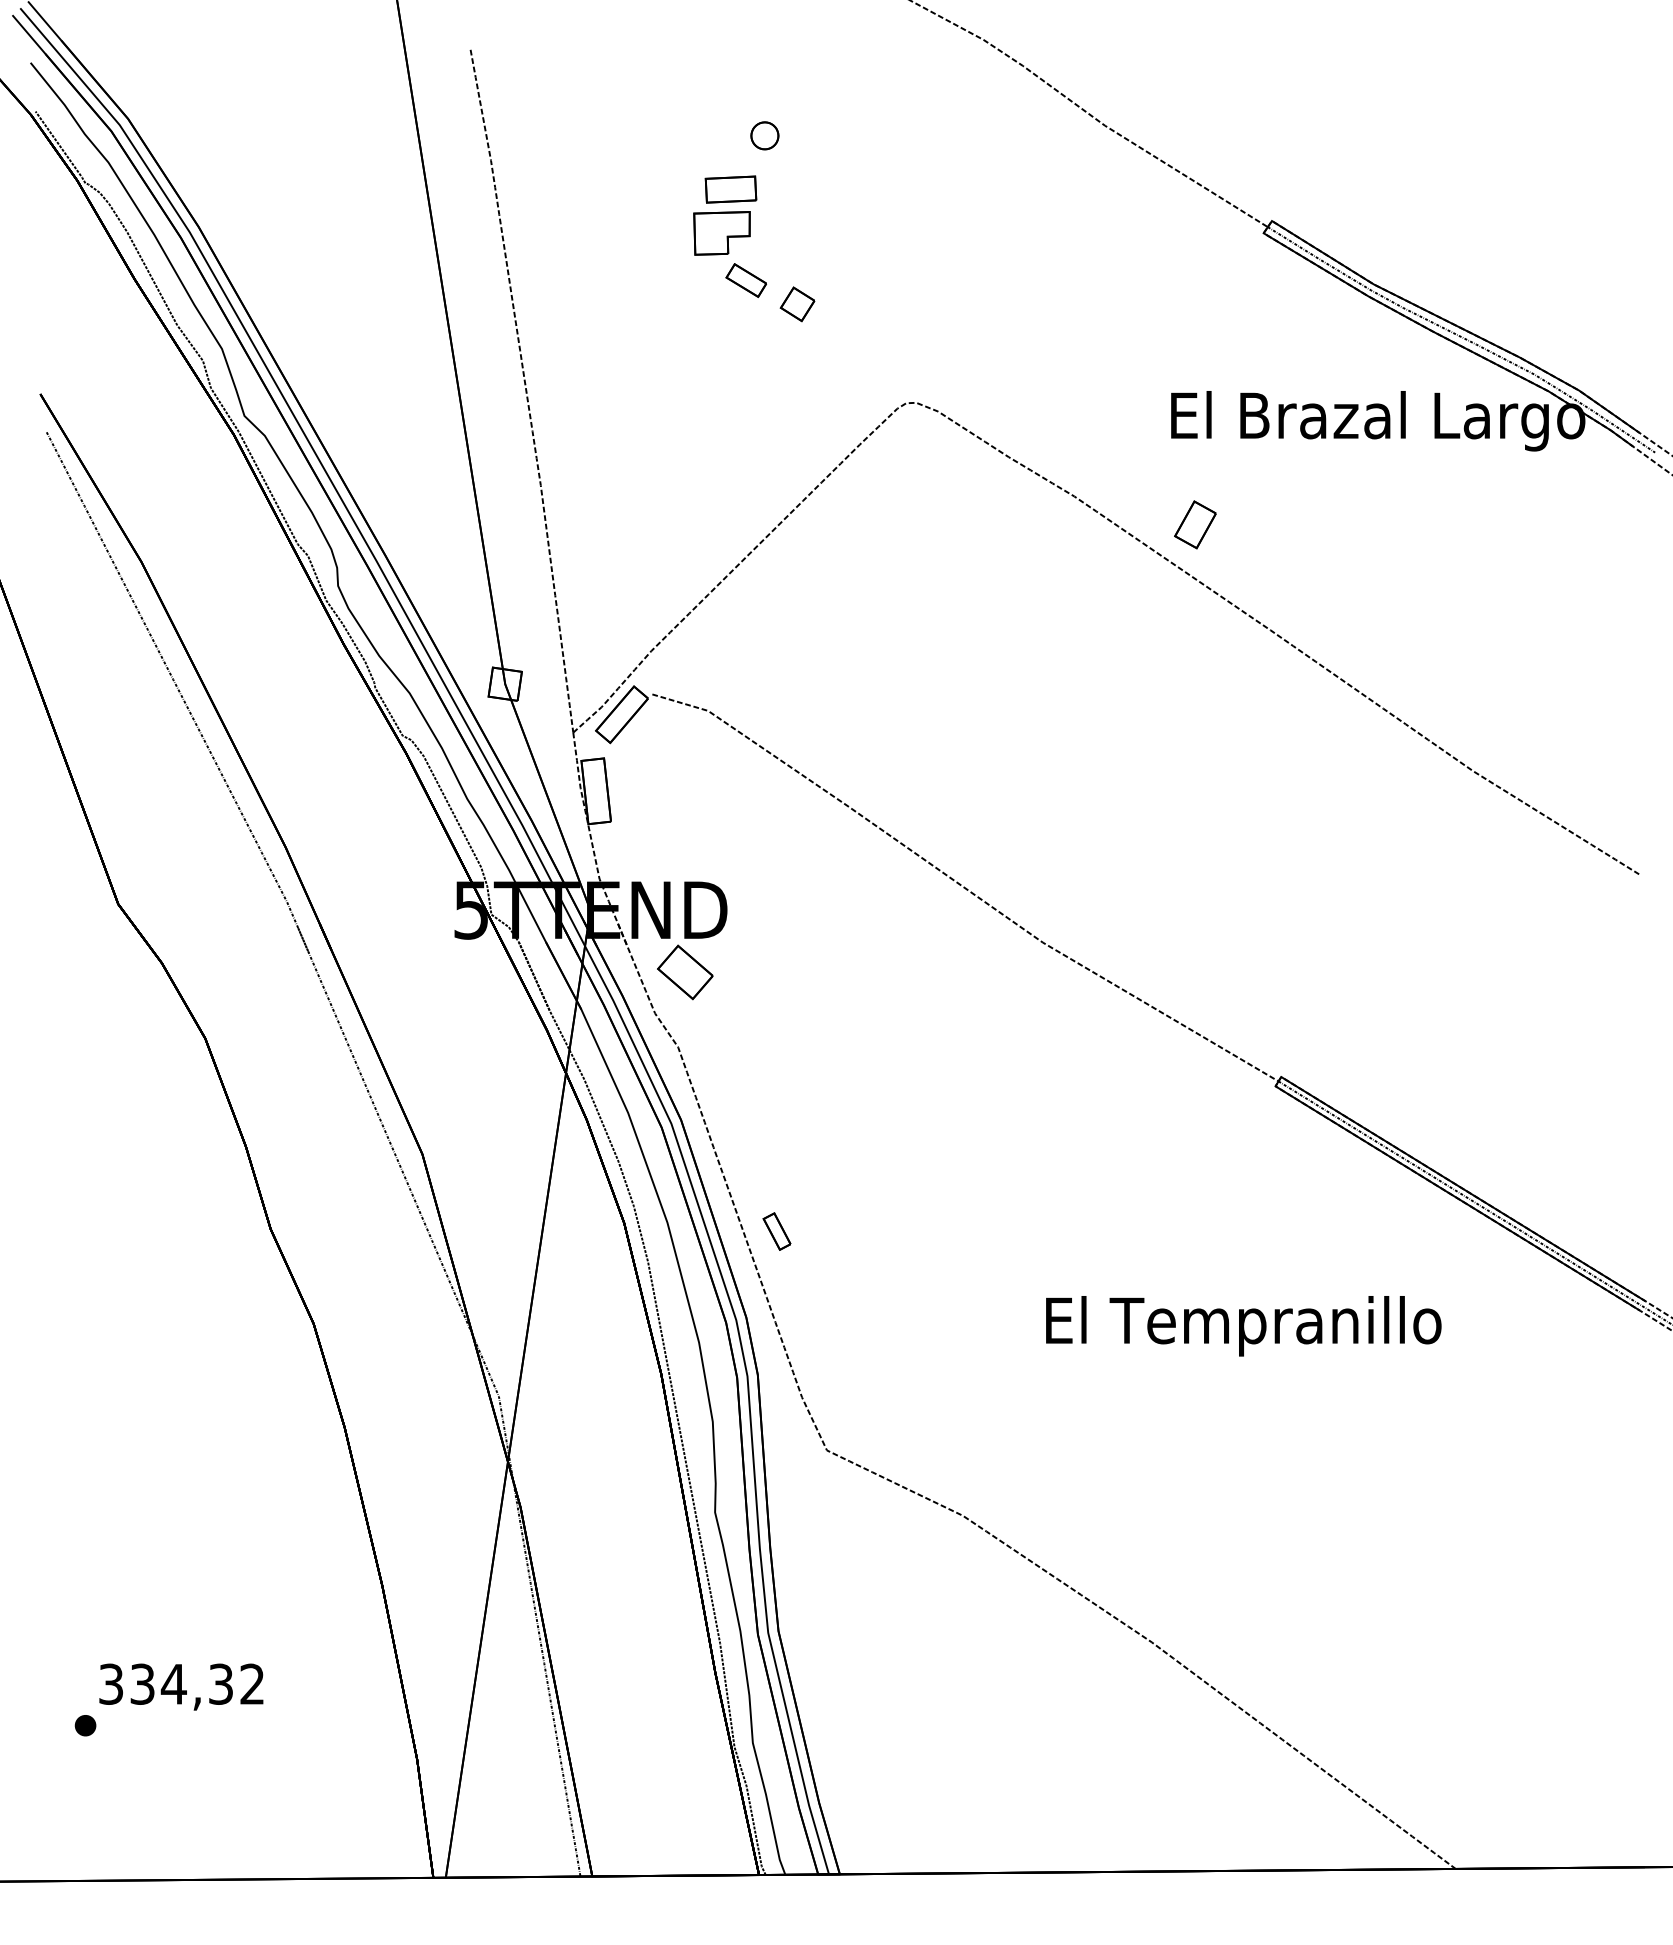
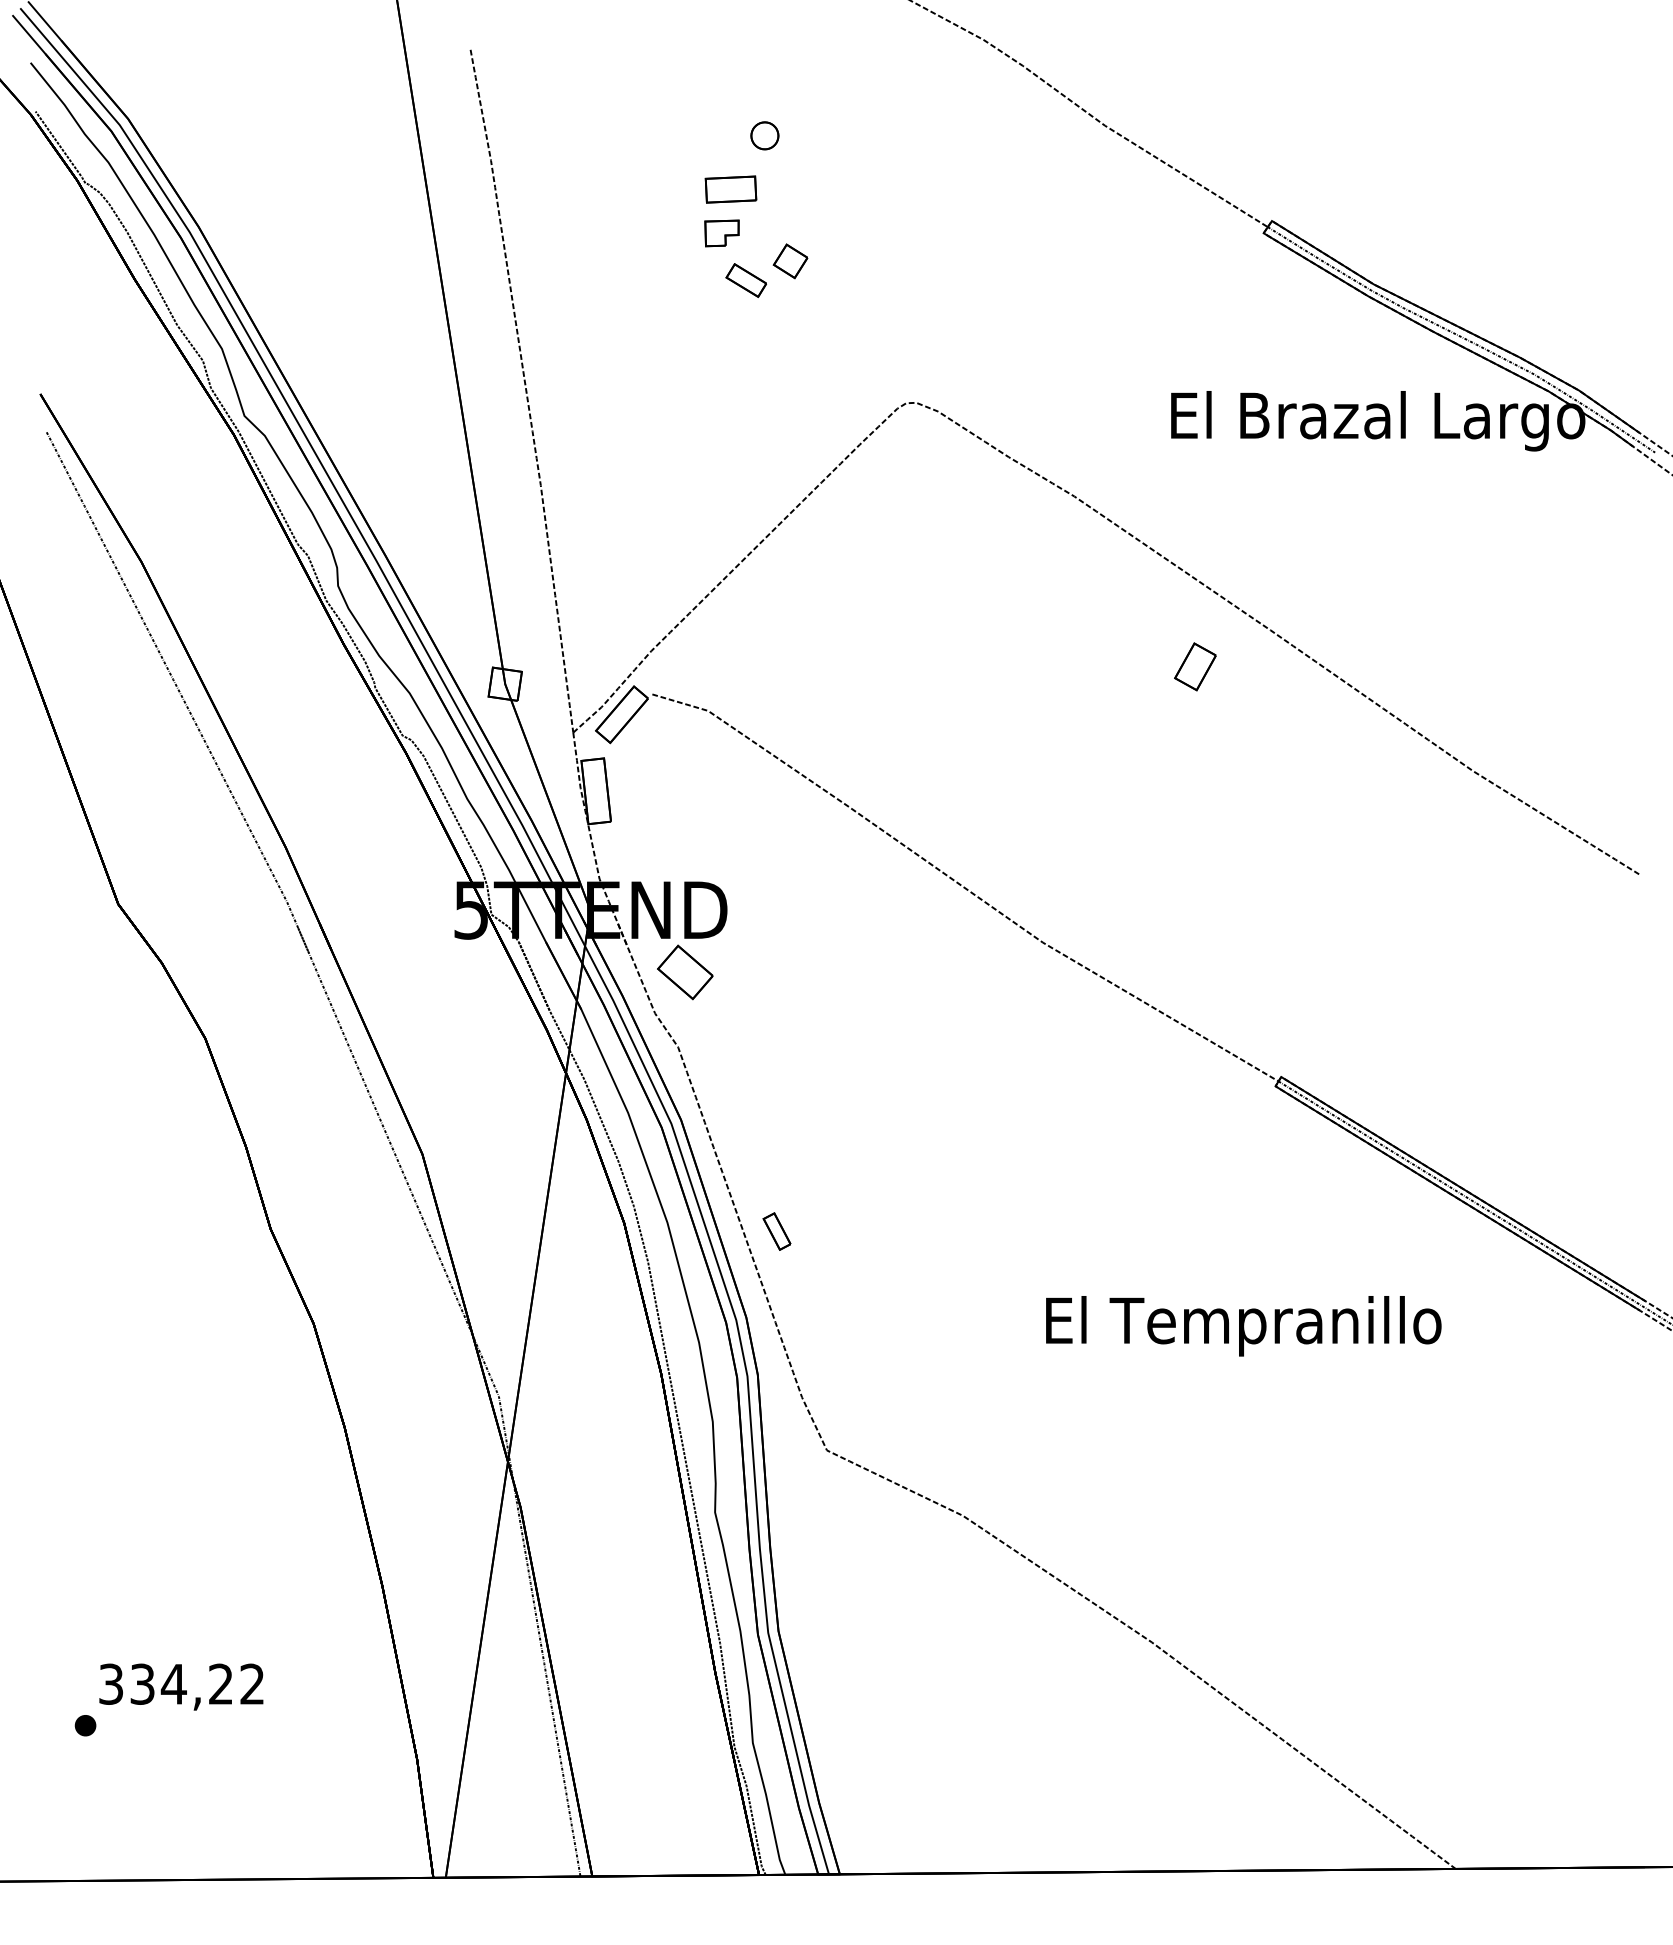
part size: 58x45 px -> 36x29 px (721, 233)
part position: (797, 304) -> (790, 261) (790, 261)
part position: (1195, 524) -> (1195, 666) (1195, 666)
text: 334,32 -> 334,22 (220, 1683)
